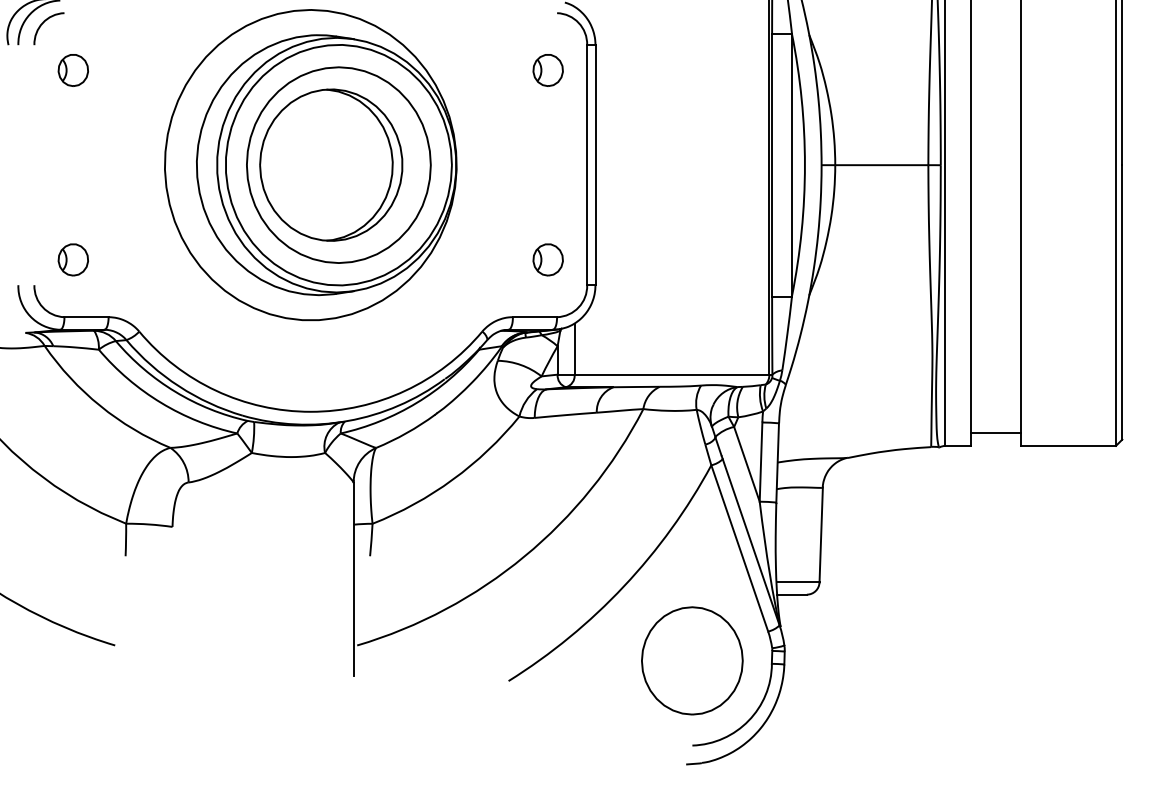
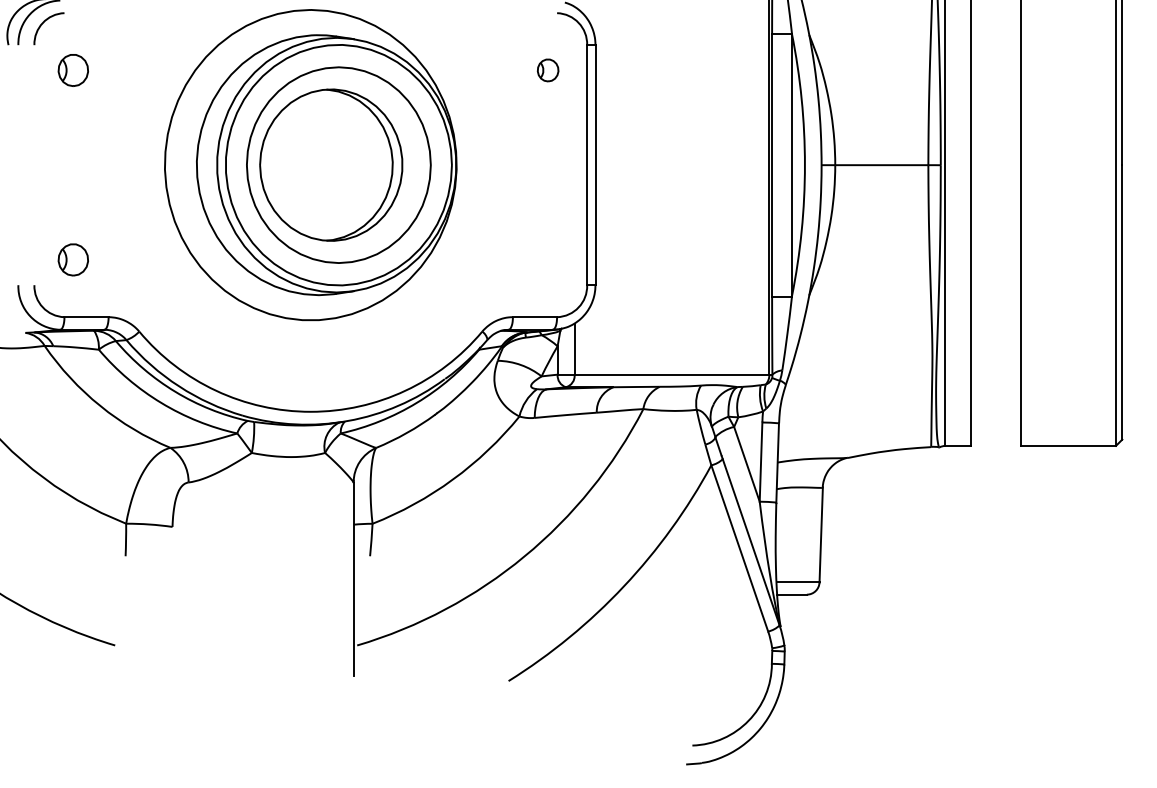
part size: 32x33 px -> 24x25 px (547, 70)
part: present -> none (547, 259)
line: present -> none (995, 433)
part: present -> none (692, 660)
